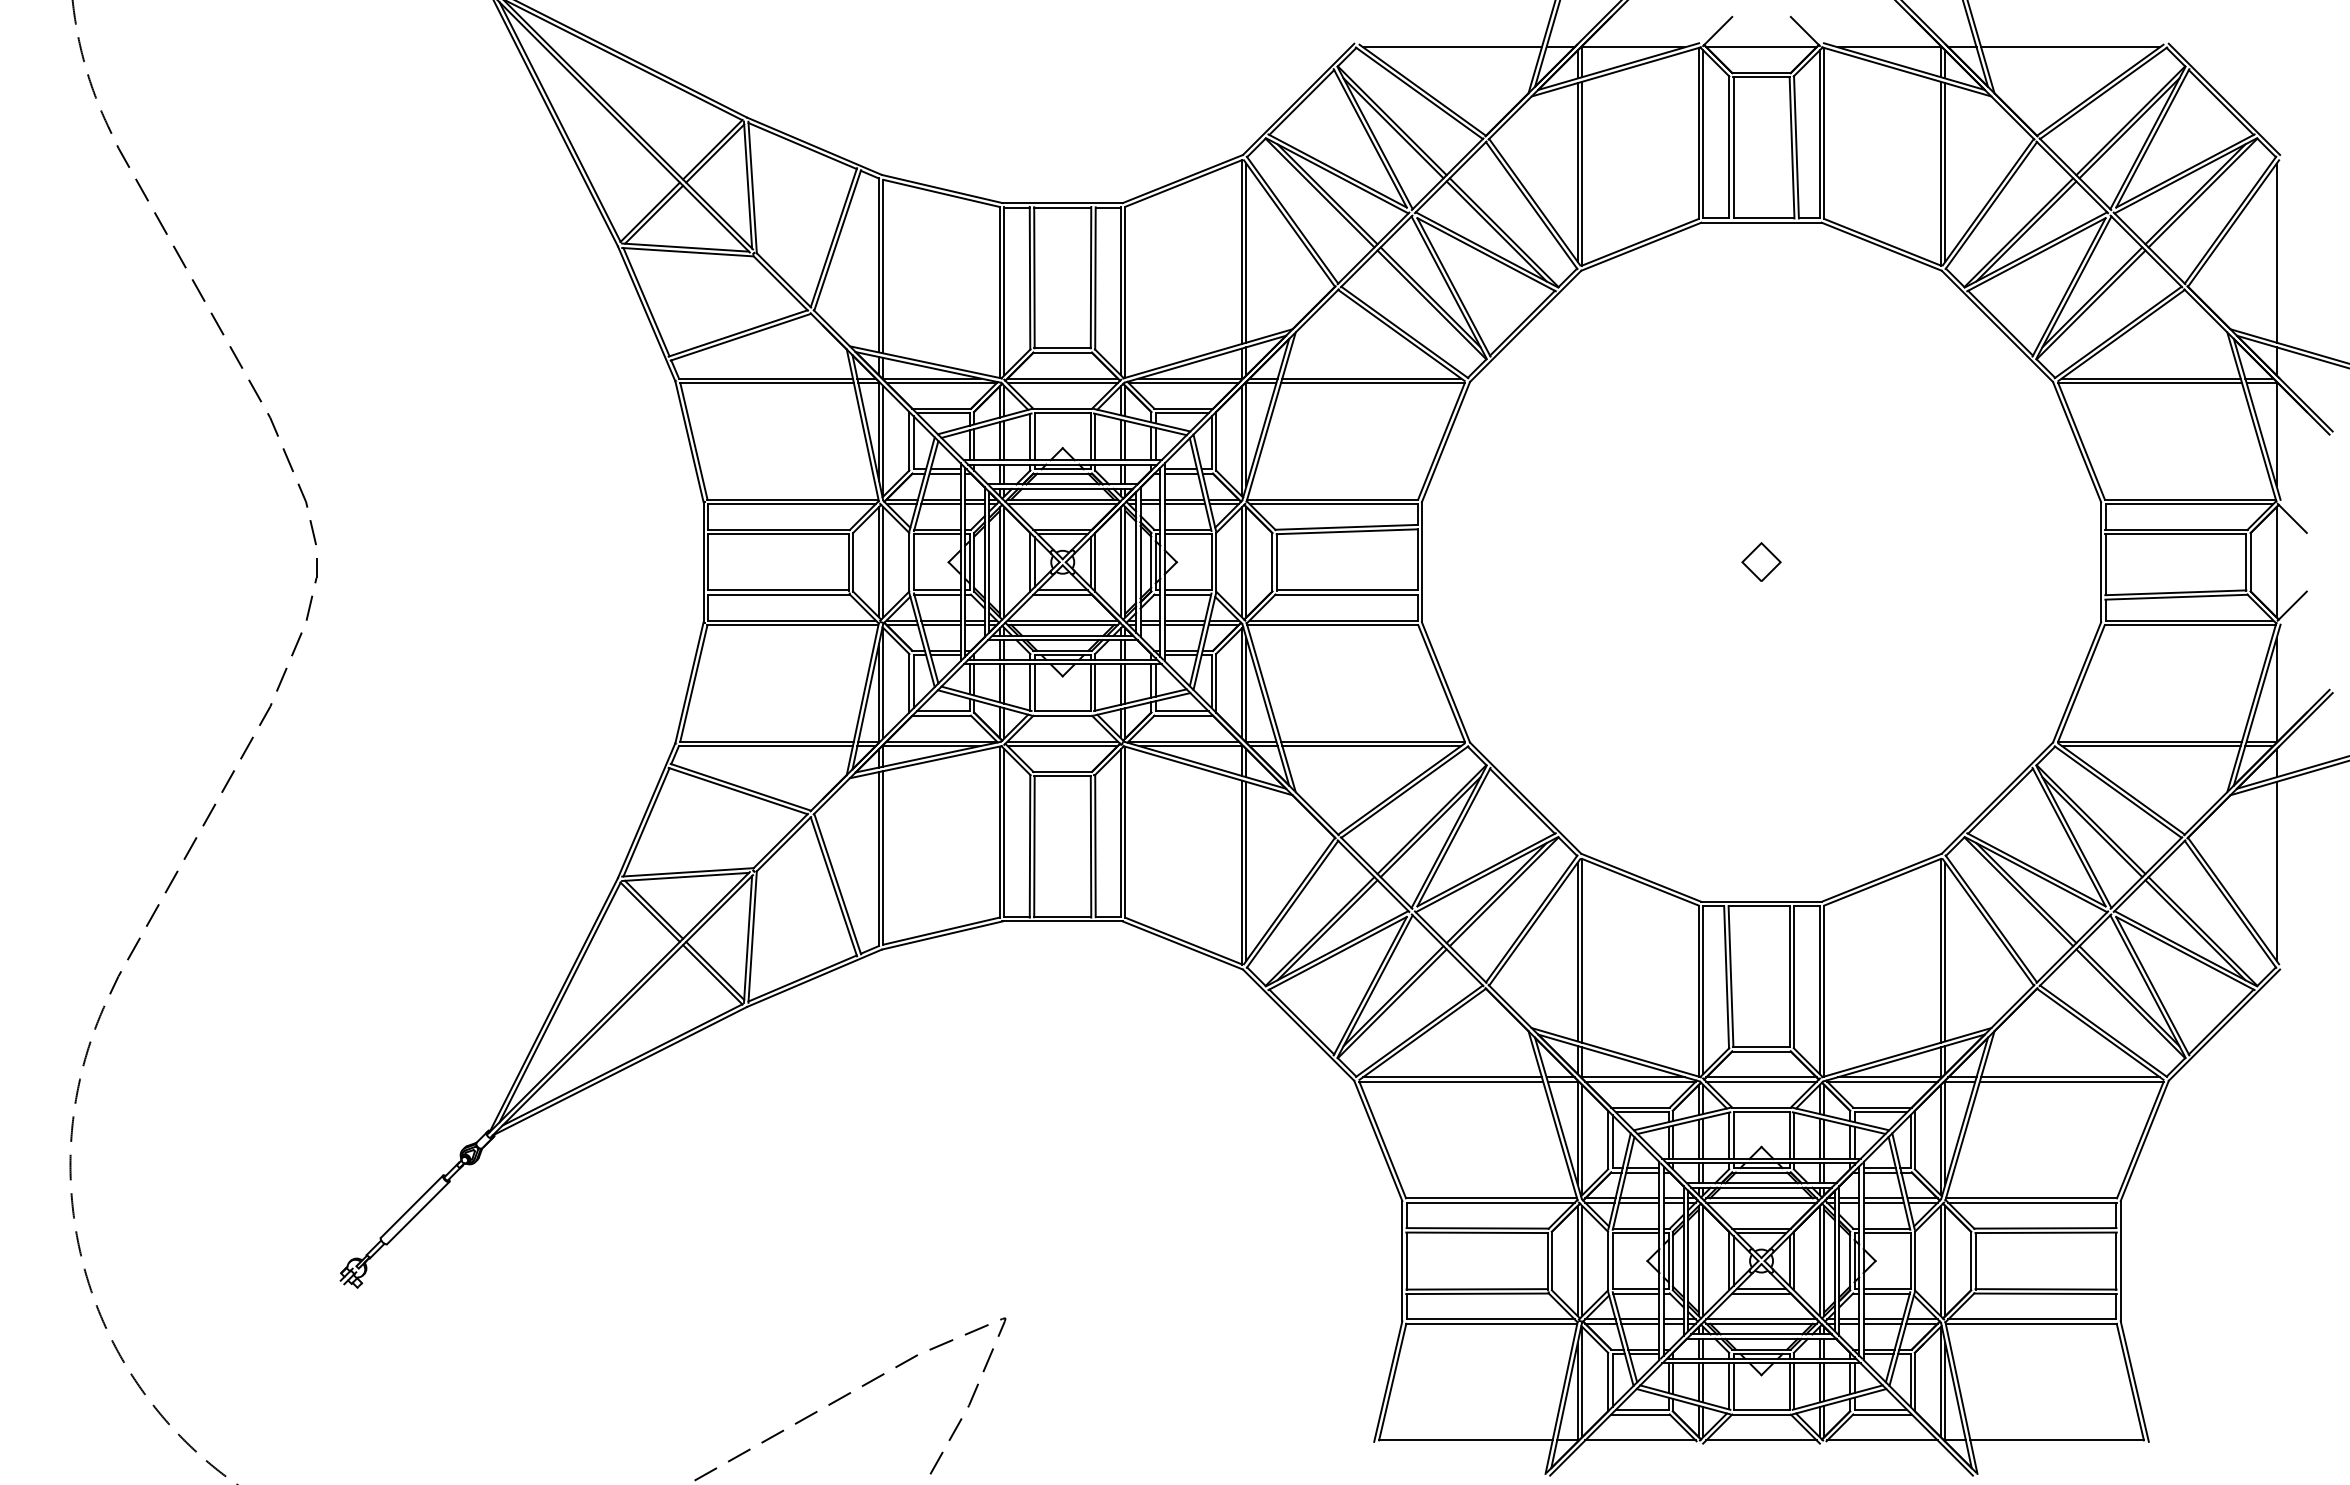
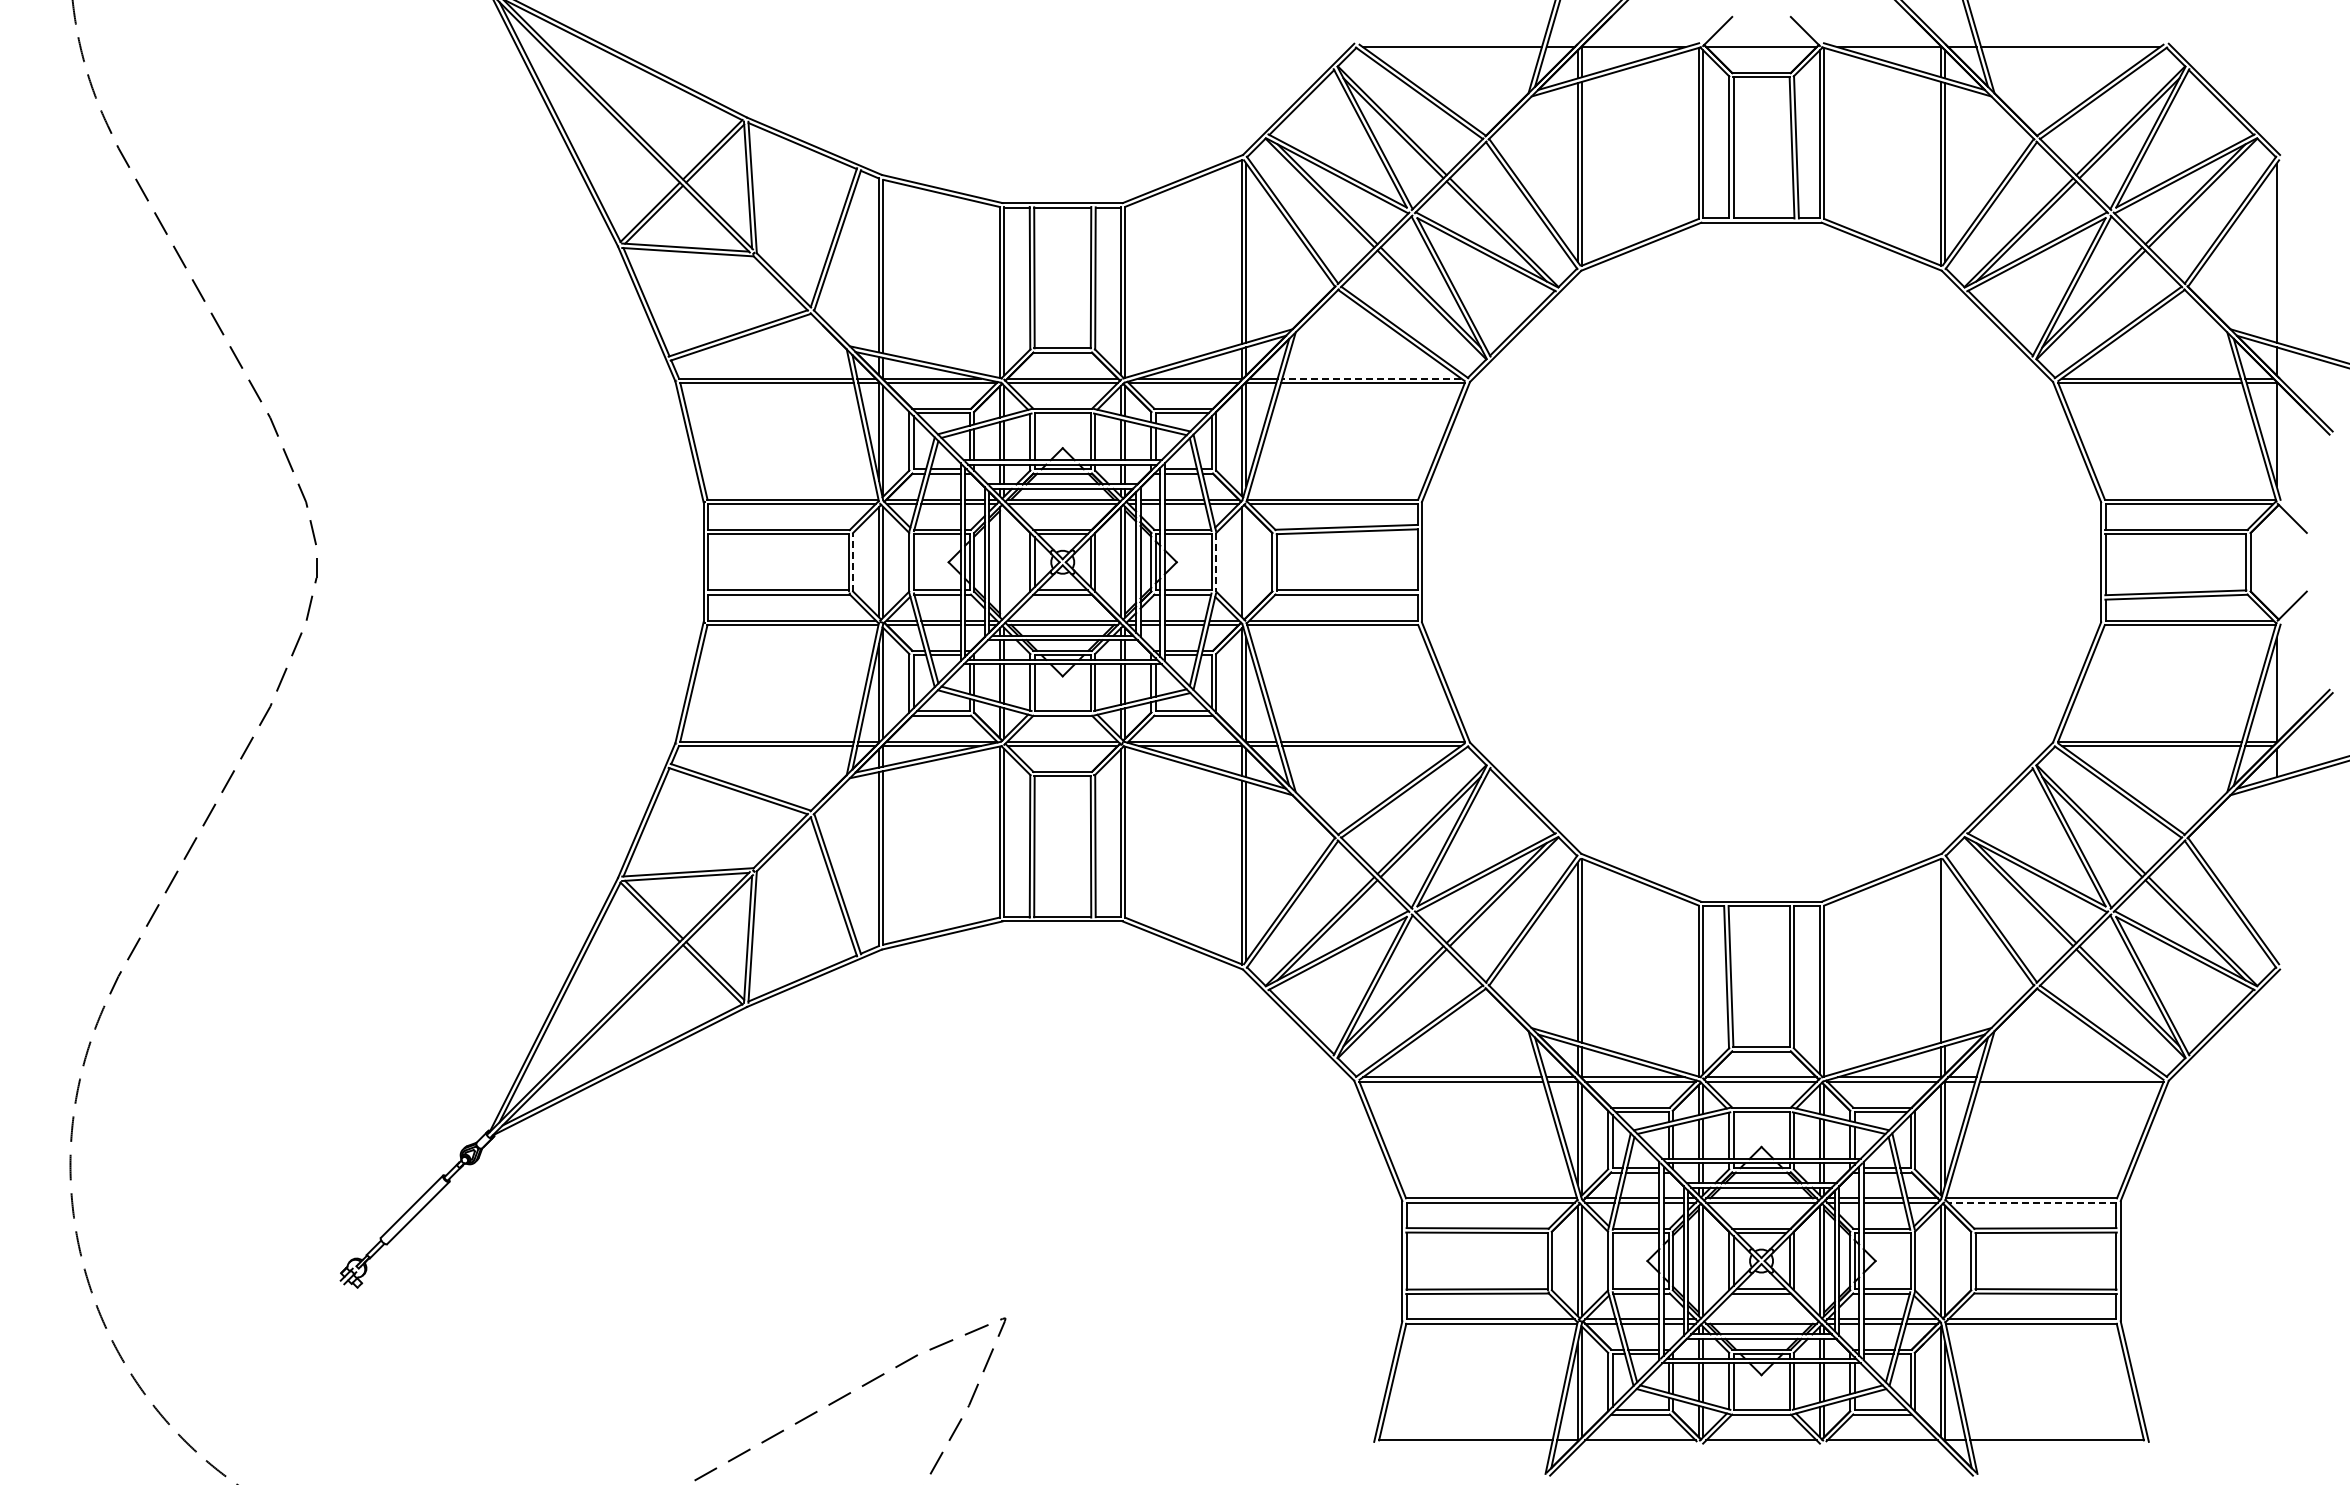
line: solid -> dashed (1371, 378)
line: solid -> dashed (853, 561)
part: present -> none (1761, 561)
line: present -> none (1004, 562)
line: solid -> dashed (1216, 562)
line: present -> none (1246, 562)
line: present -> none (2276, 562)
line: present -> none (2276, 870)
line: present -> none (1945, 951)
line: present -> none (2070, 1077)
line: solid -> dashed (2031, 1202)
line: present -> none (1761, 1319)
